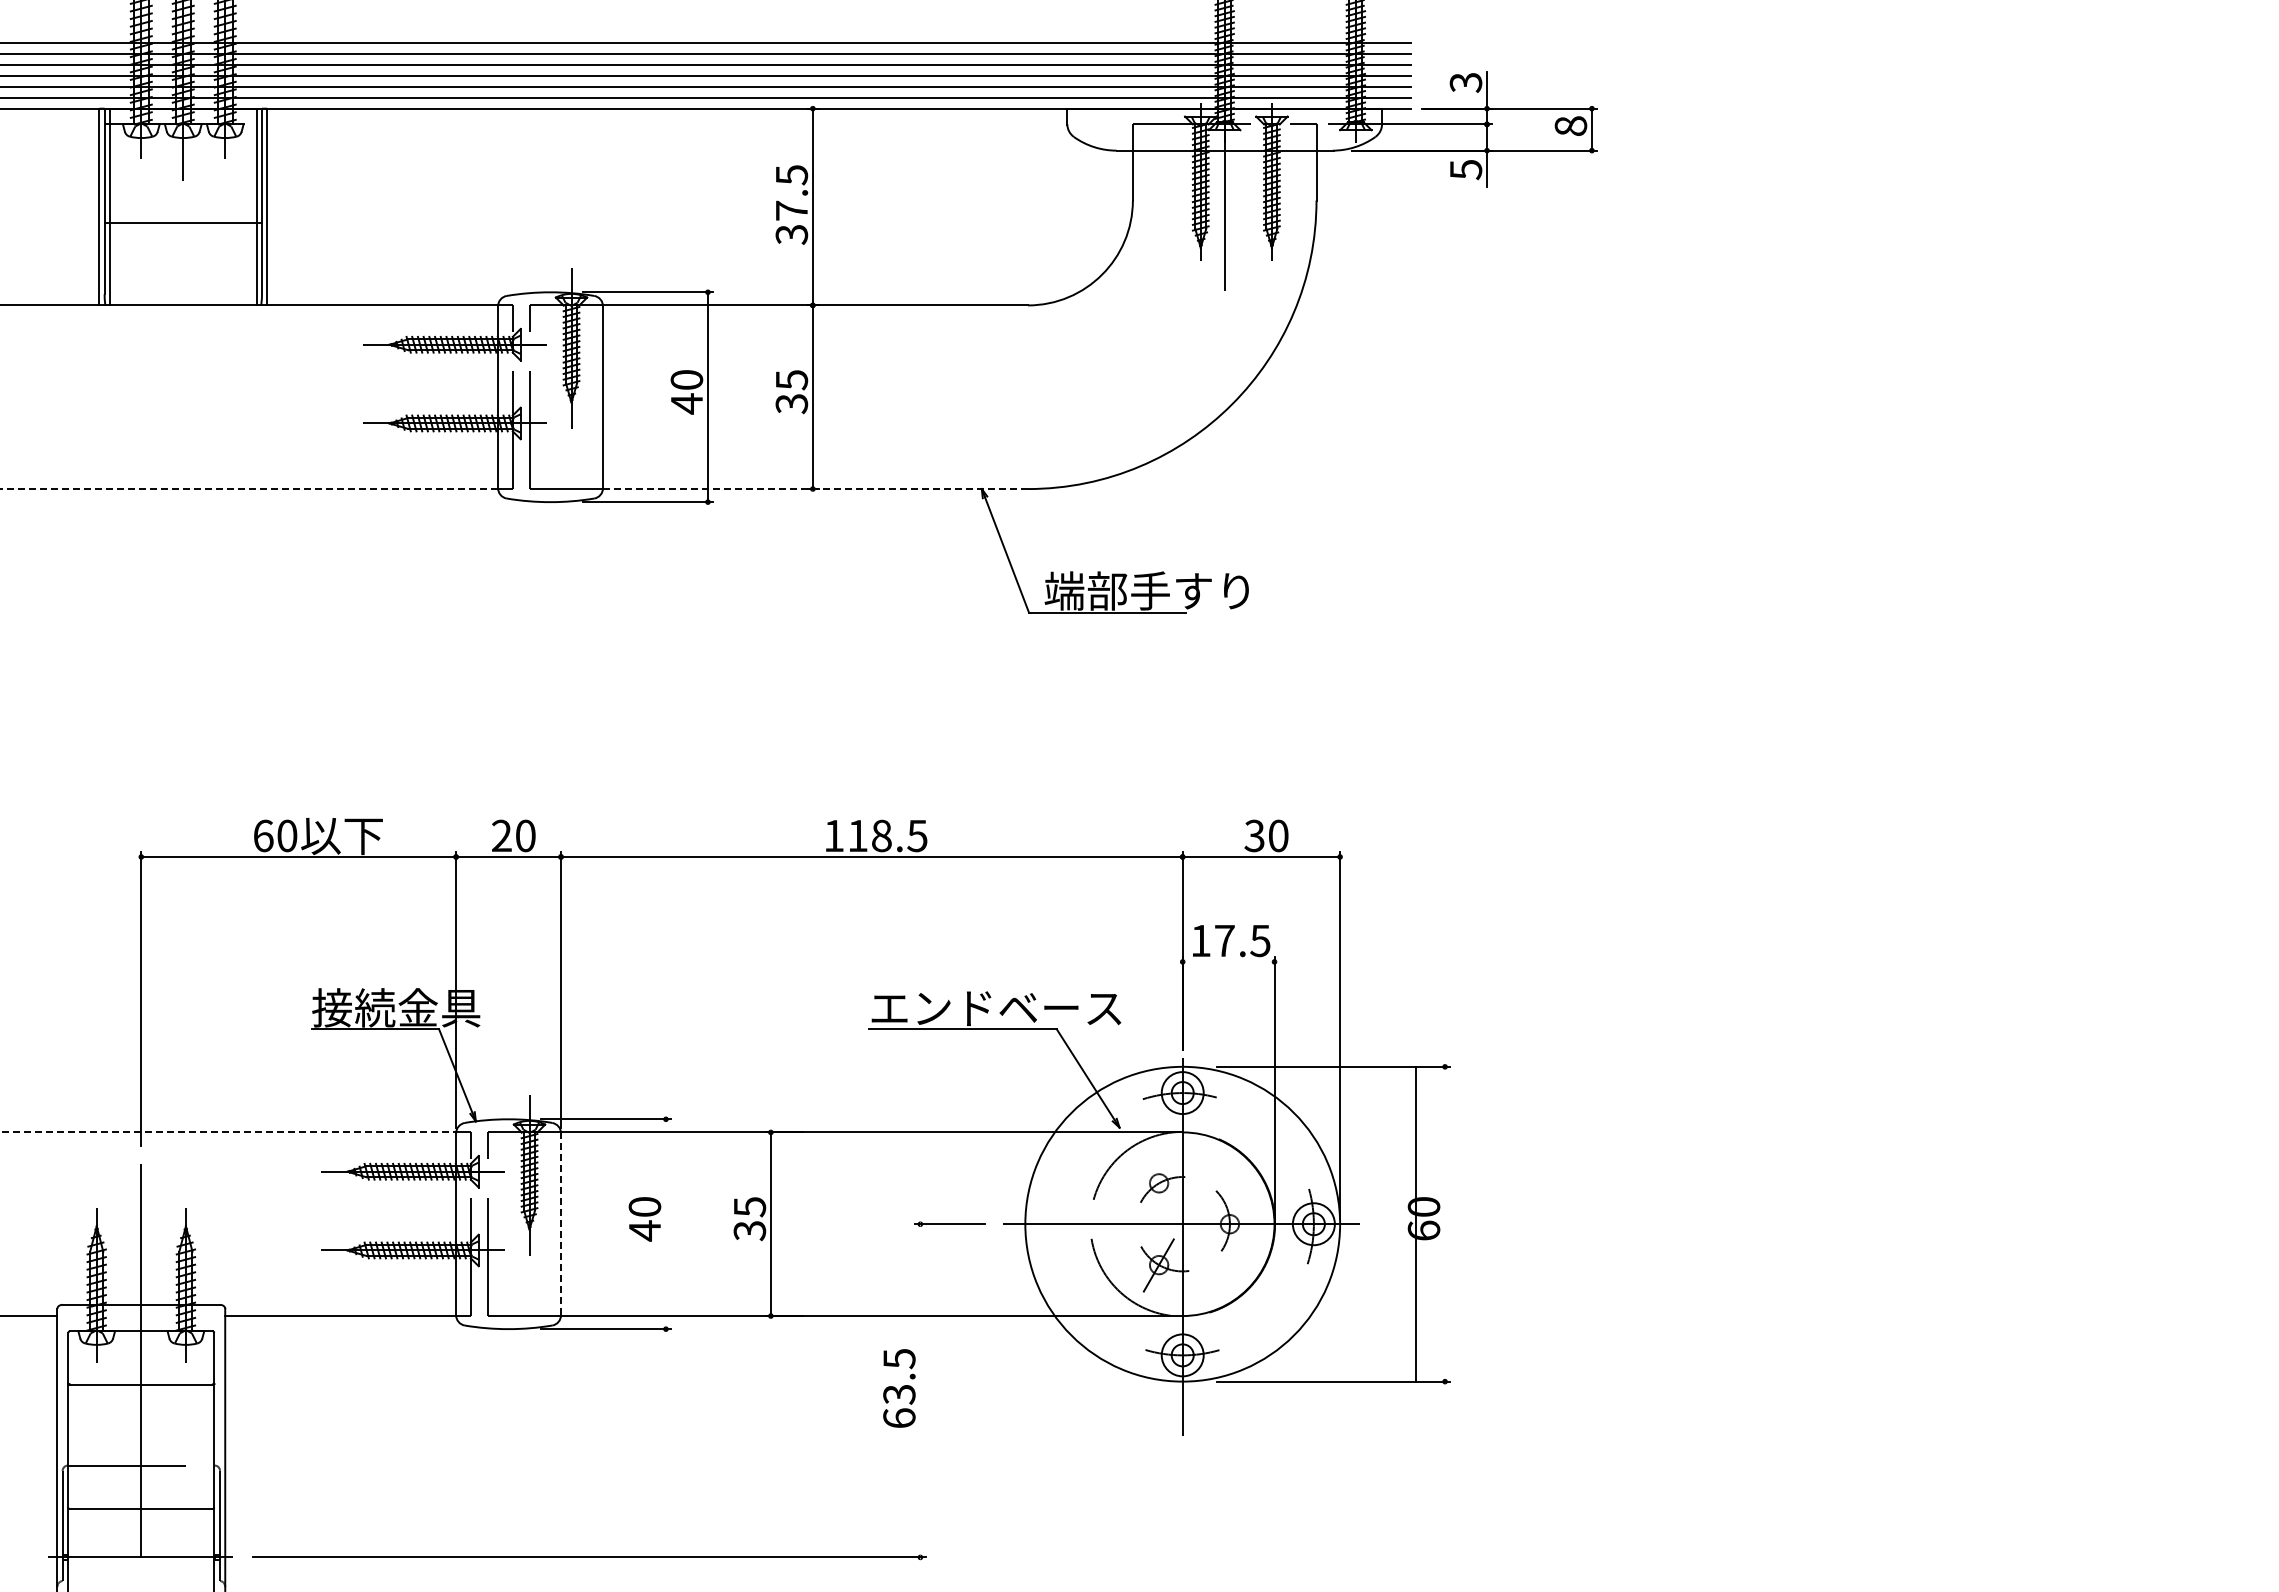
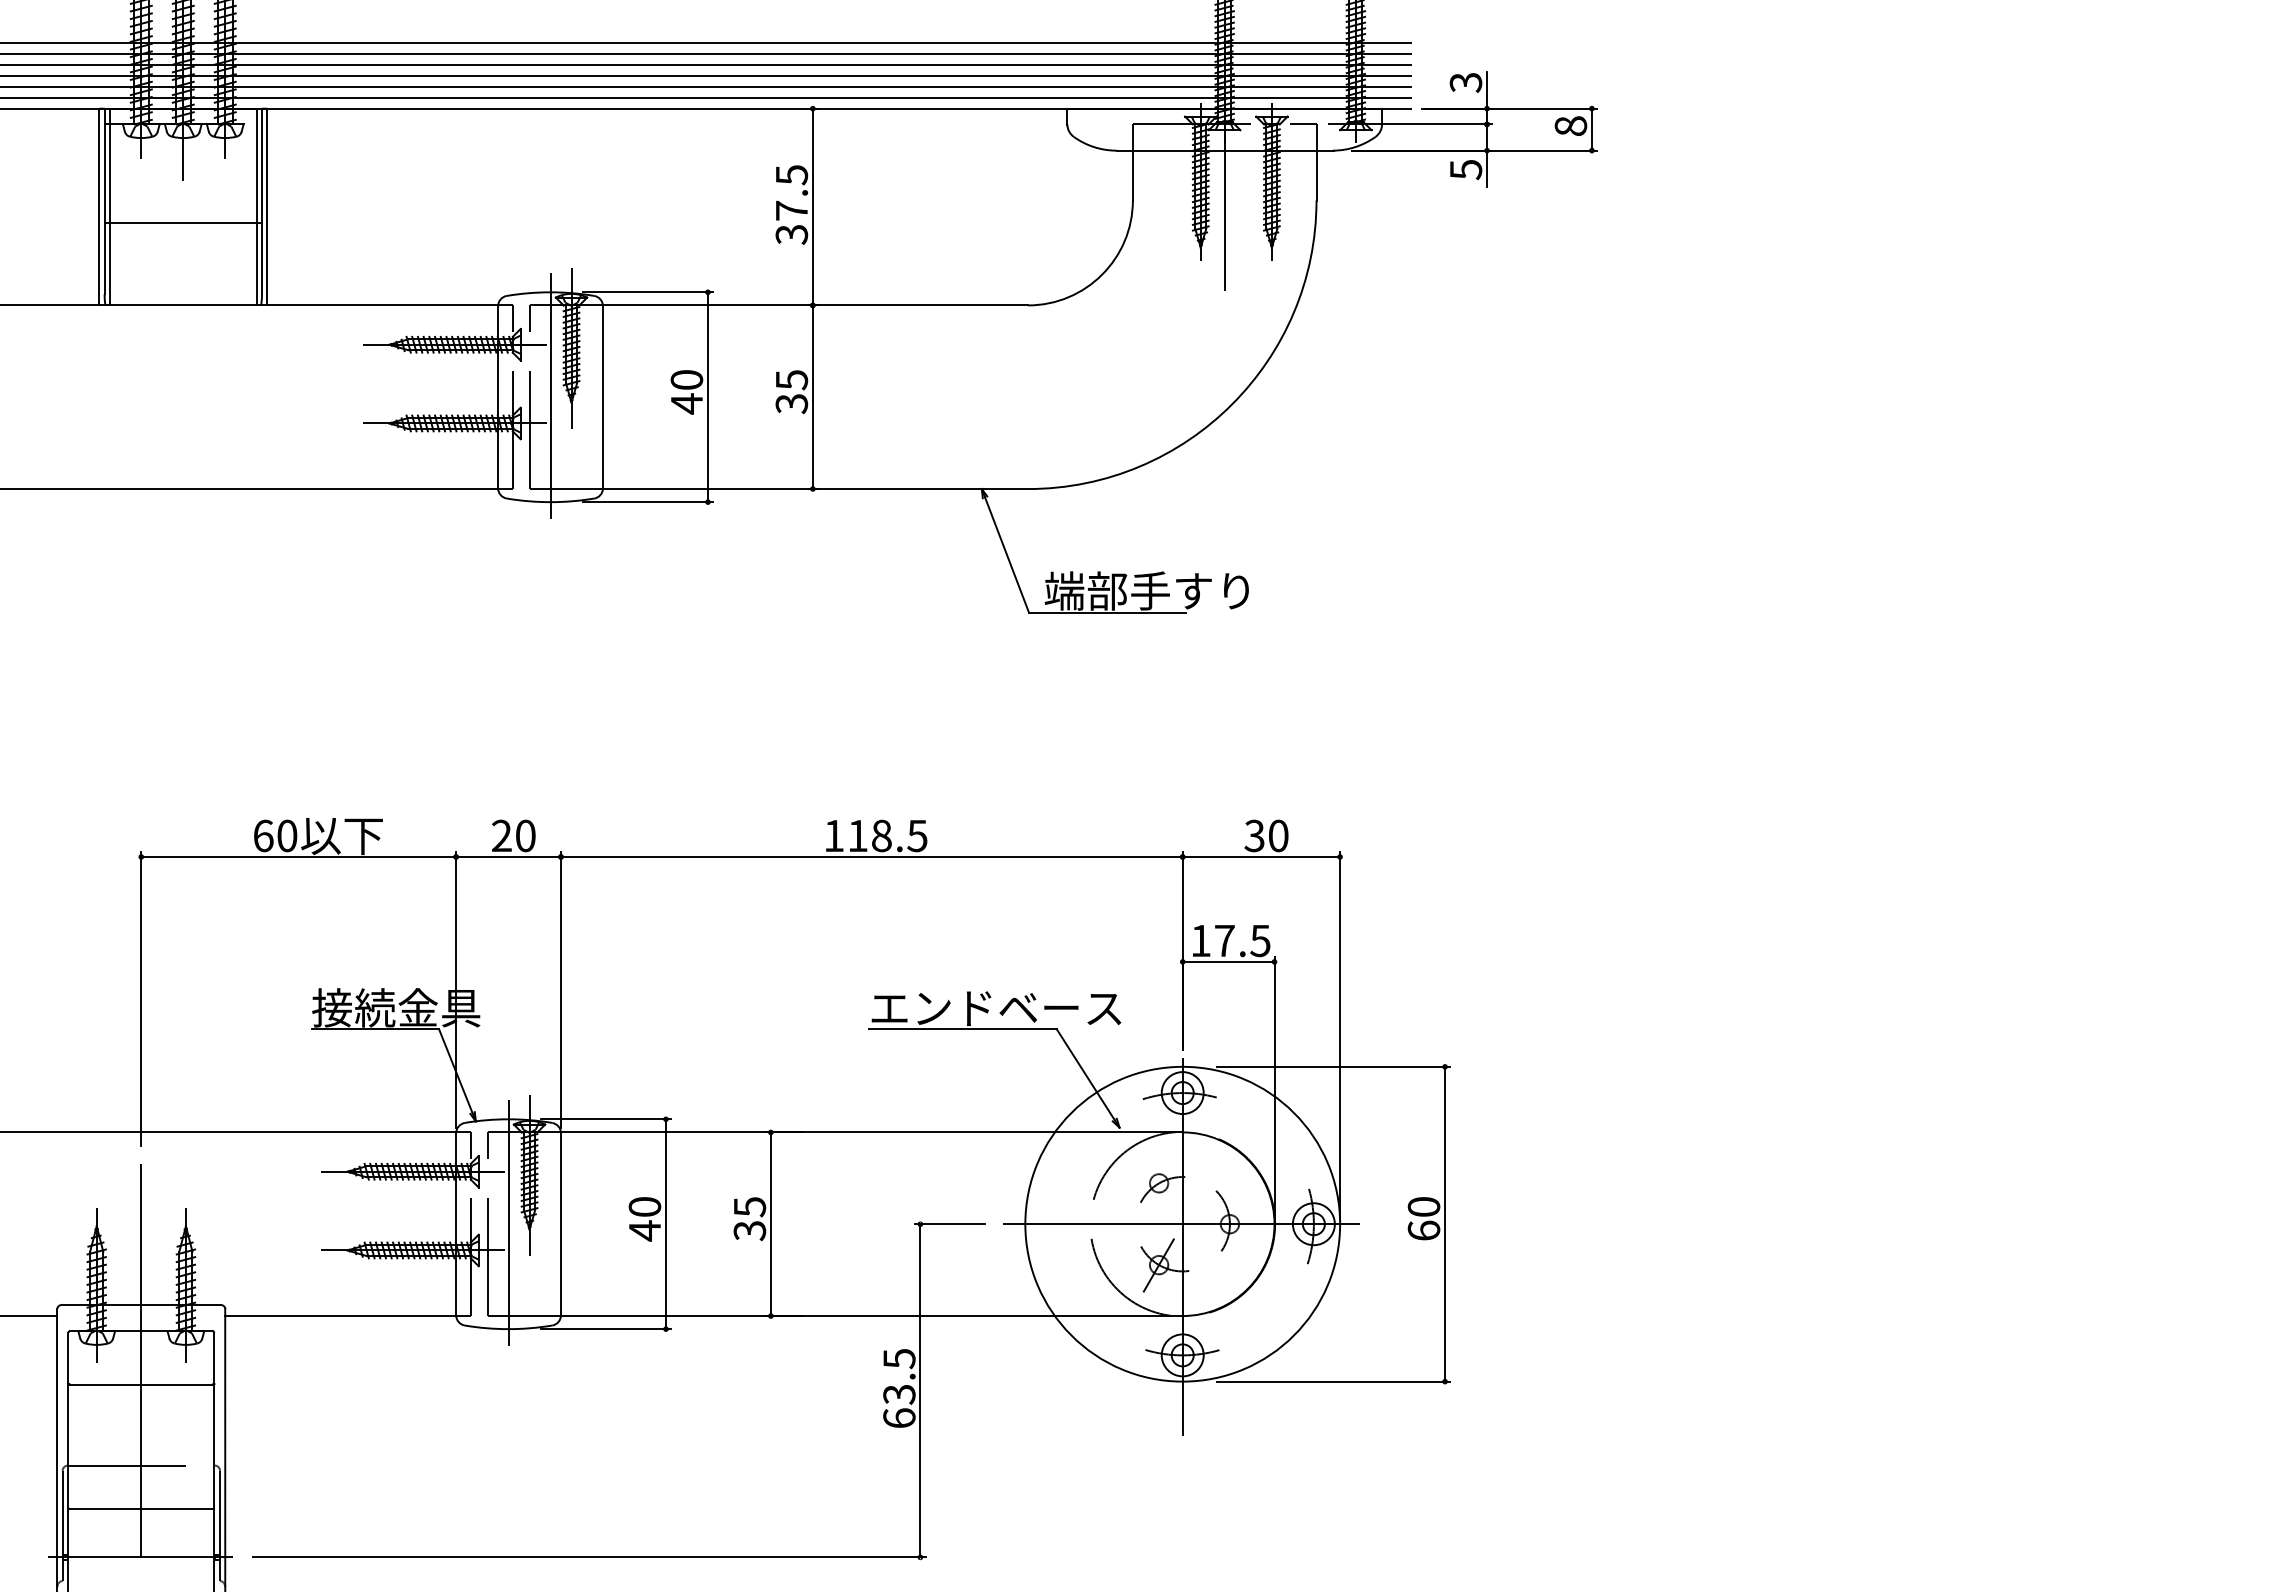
line: none -> present (550, 395)
line: dashed -> solid (249, 489)
line: dashed -> solid (814, 489)
line: none -> present (1228, 961)
line: dashed -> solid (228, 1132)
line: none -> present (508, 1222)
line position: (1416, 1223) -> (1445, 1223) (1445, 1223)
line: dashed -> solid (561, 1224)
line: none -> present (665, 1224)
line: none -> present (920, 1390)
